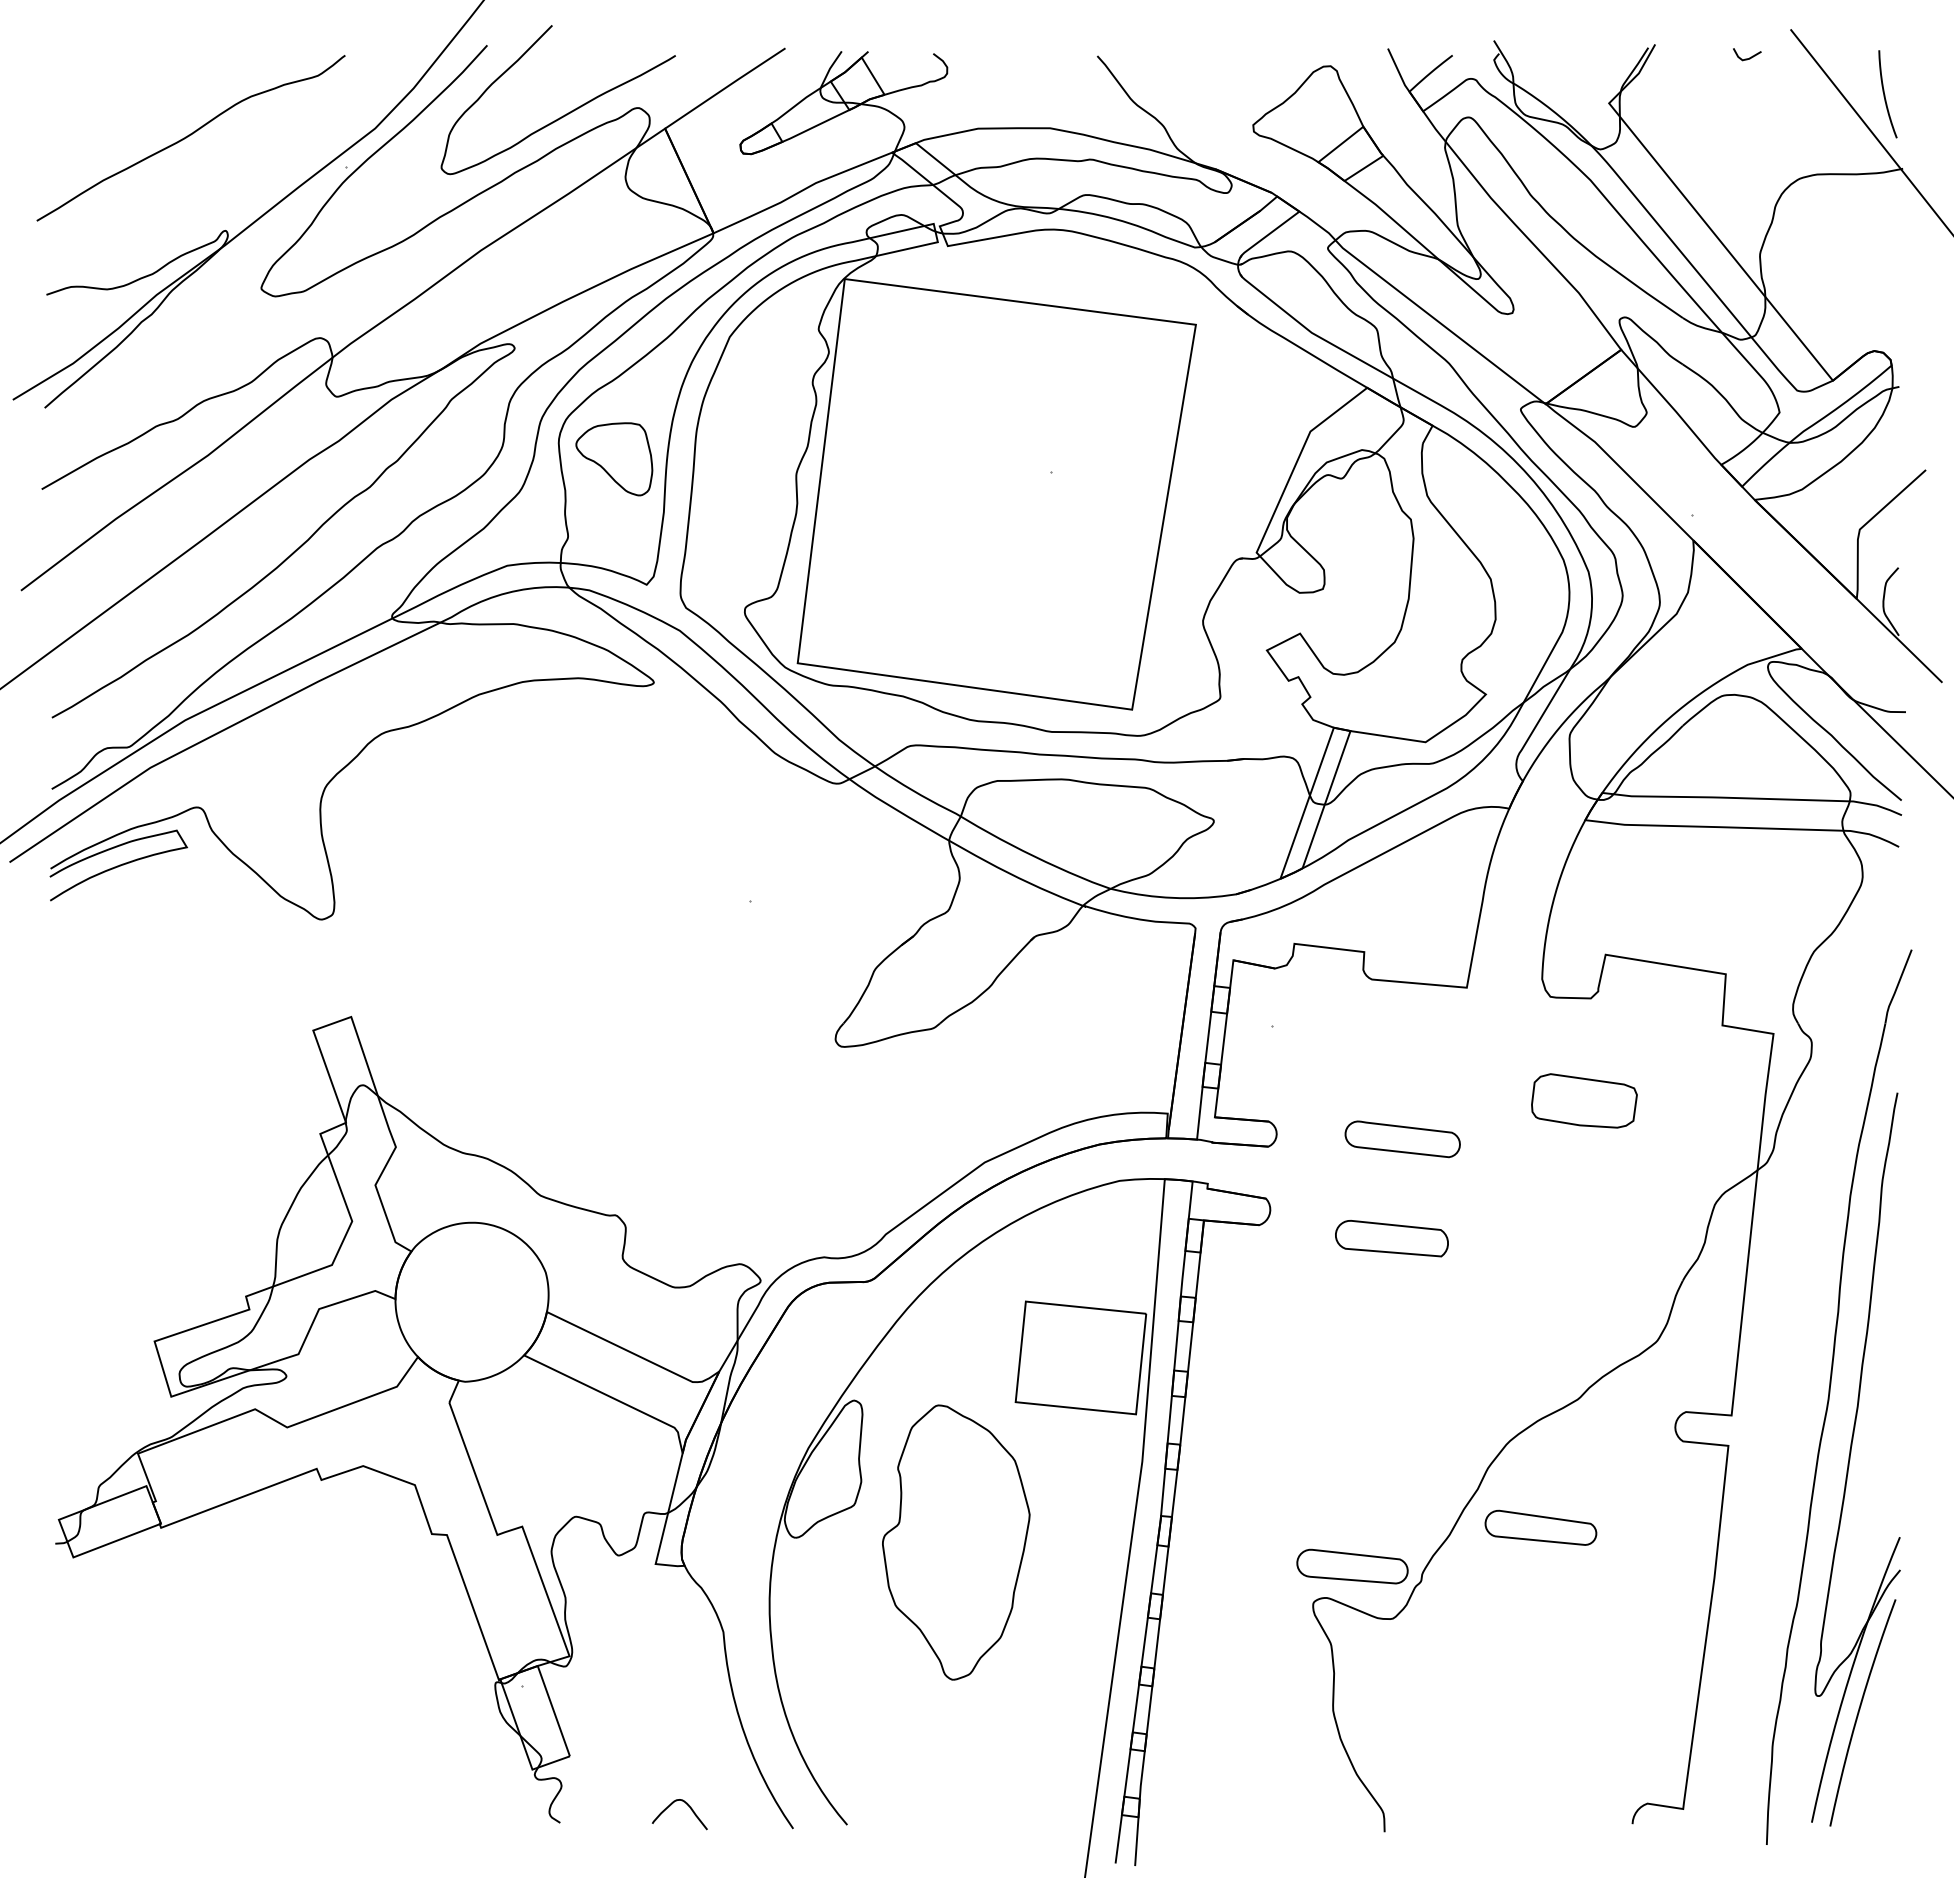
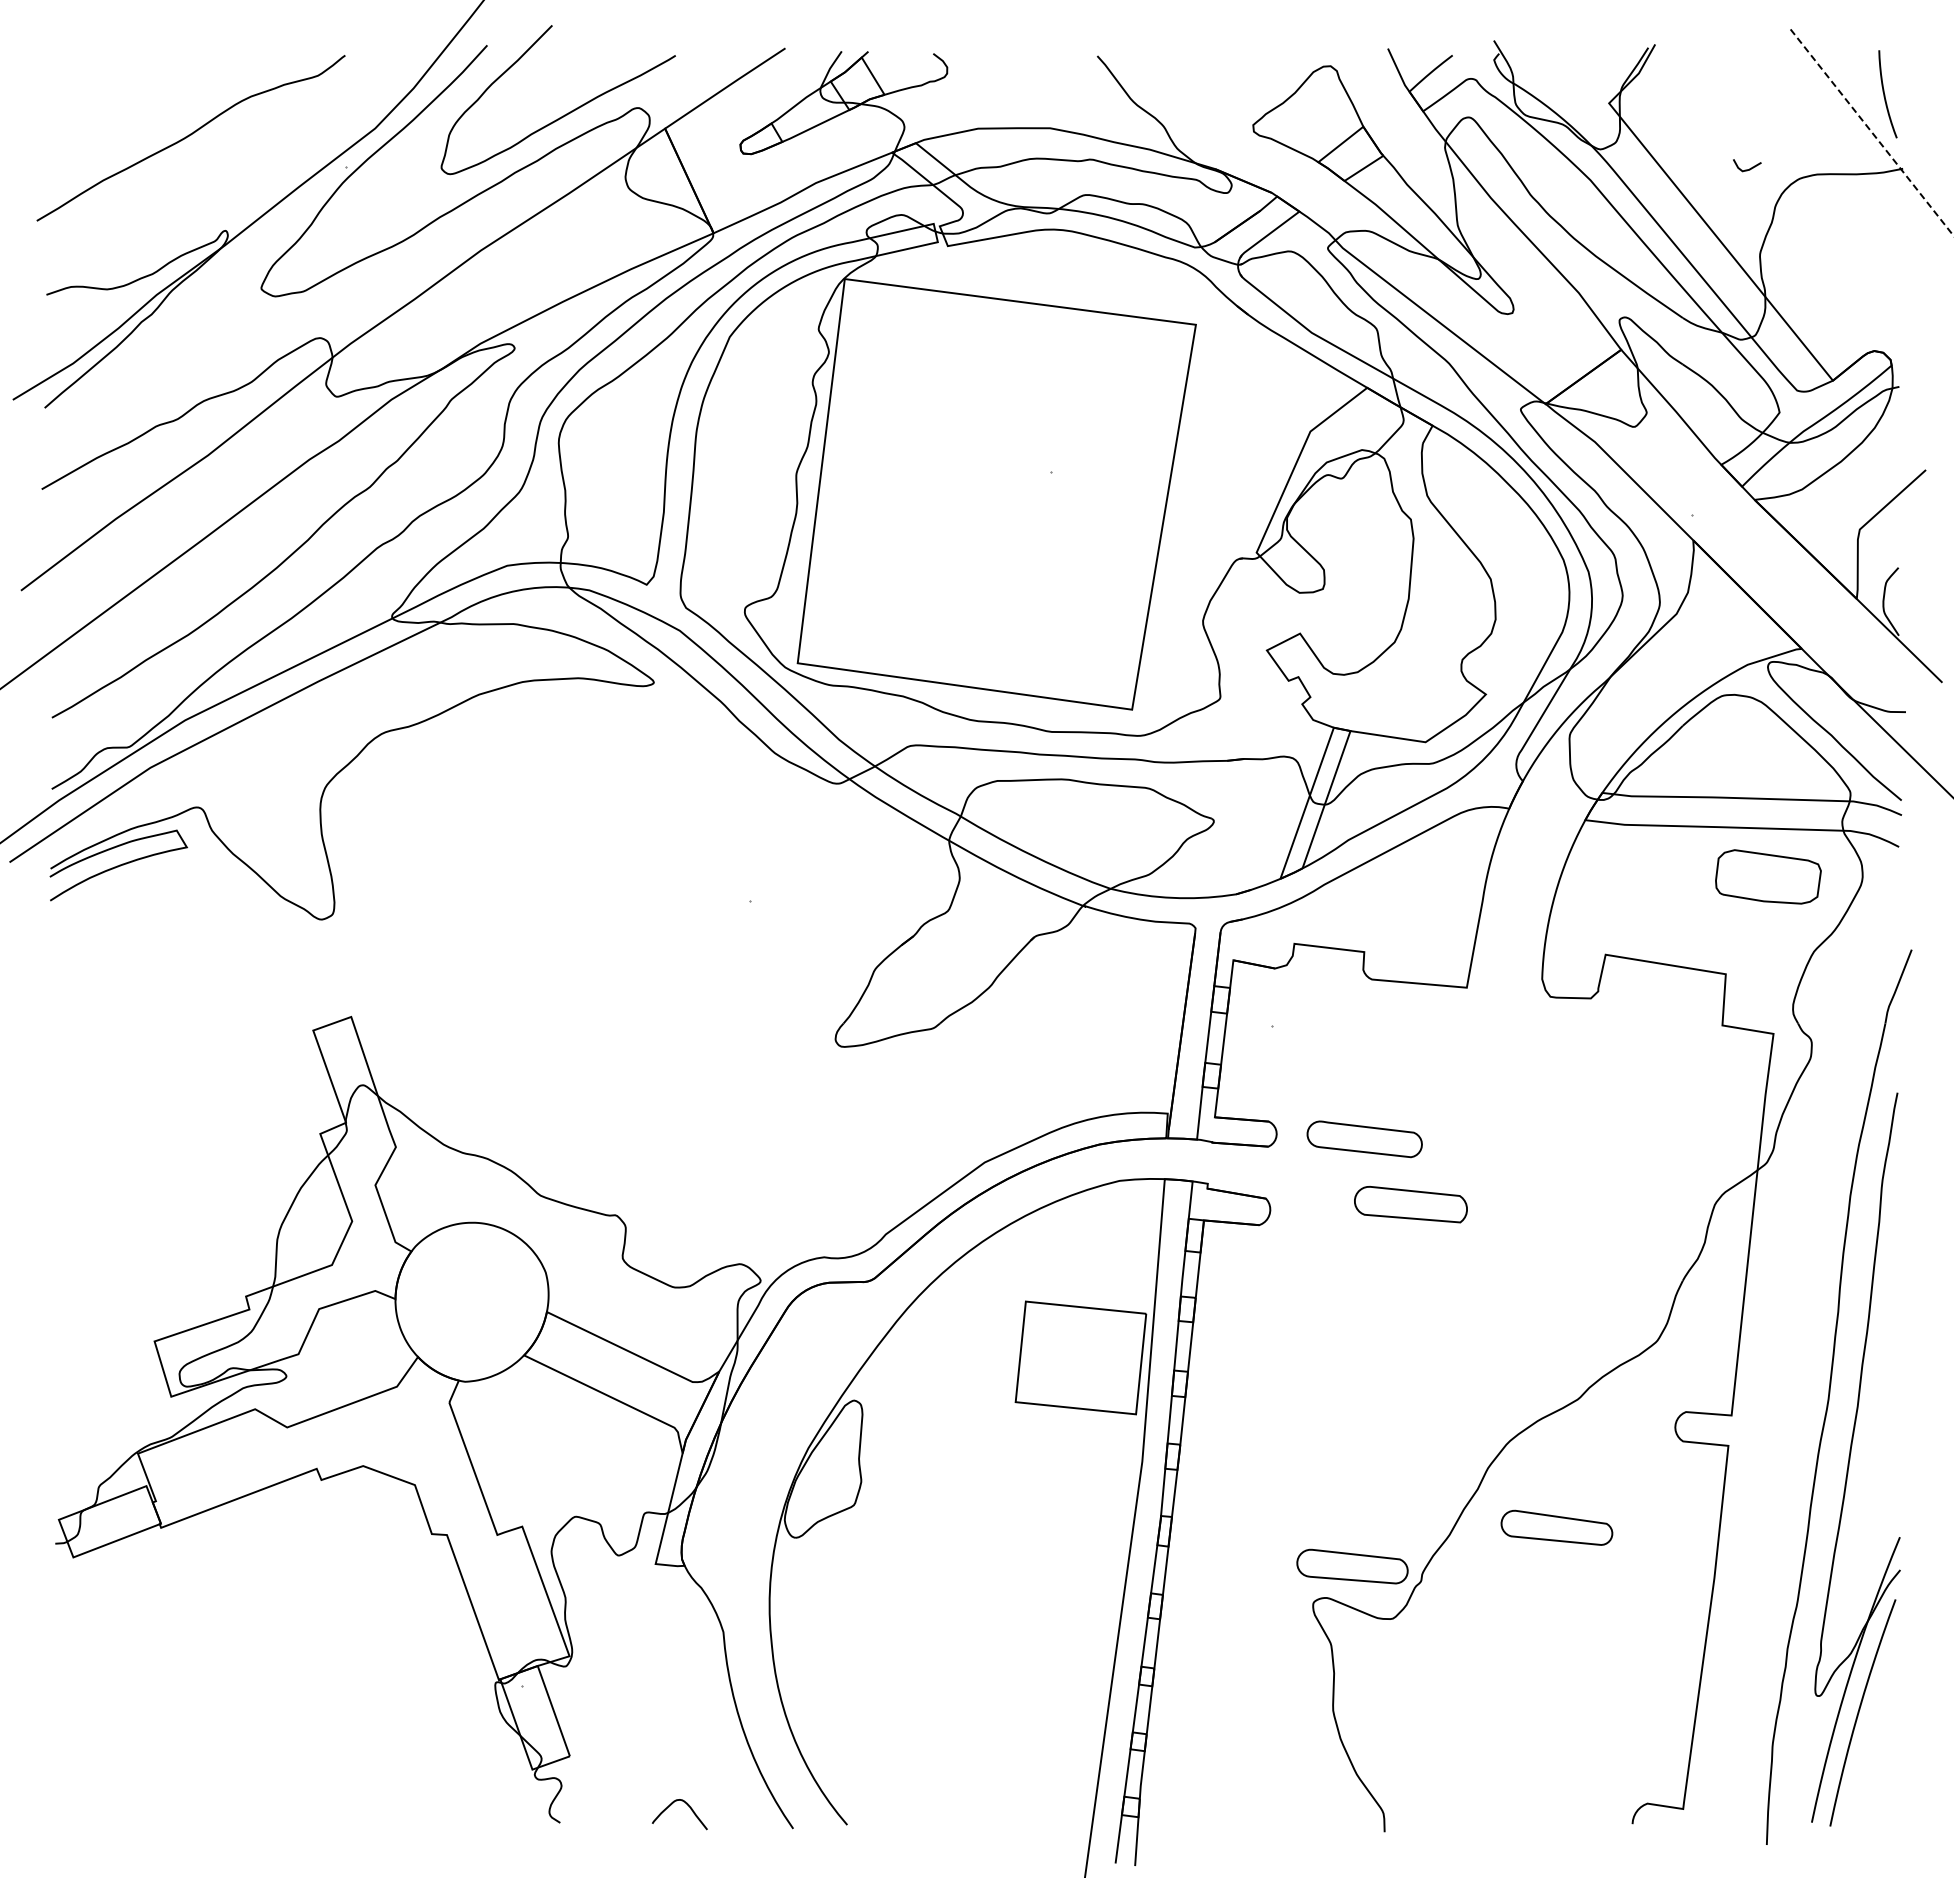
line position: (1749, 57) -> (1749, 168) (1749, 168)
line: solid -> dashed (1872, 132)
part: present -> none (614, 459)
part position: (1584, 1100) -> (1768, 876) (1768, 876)
part position: (1402, 1139) -> (1364, 1139) (1364, 1139)
part position: (1391, 1238) -> (1410, 1204) (1410, 1204)
part position: (1540, 1527) -> (1556, 1527) (1556, 1527)
part: present -> none (956, 1542)
